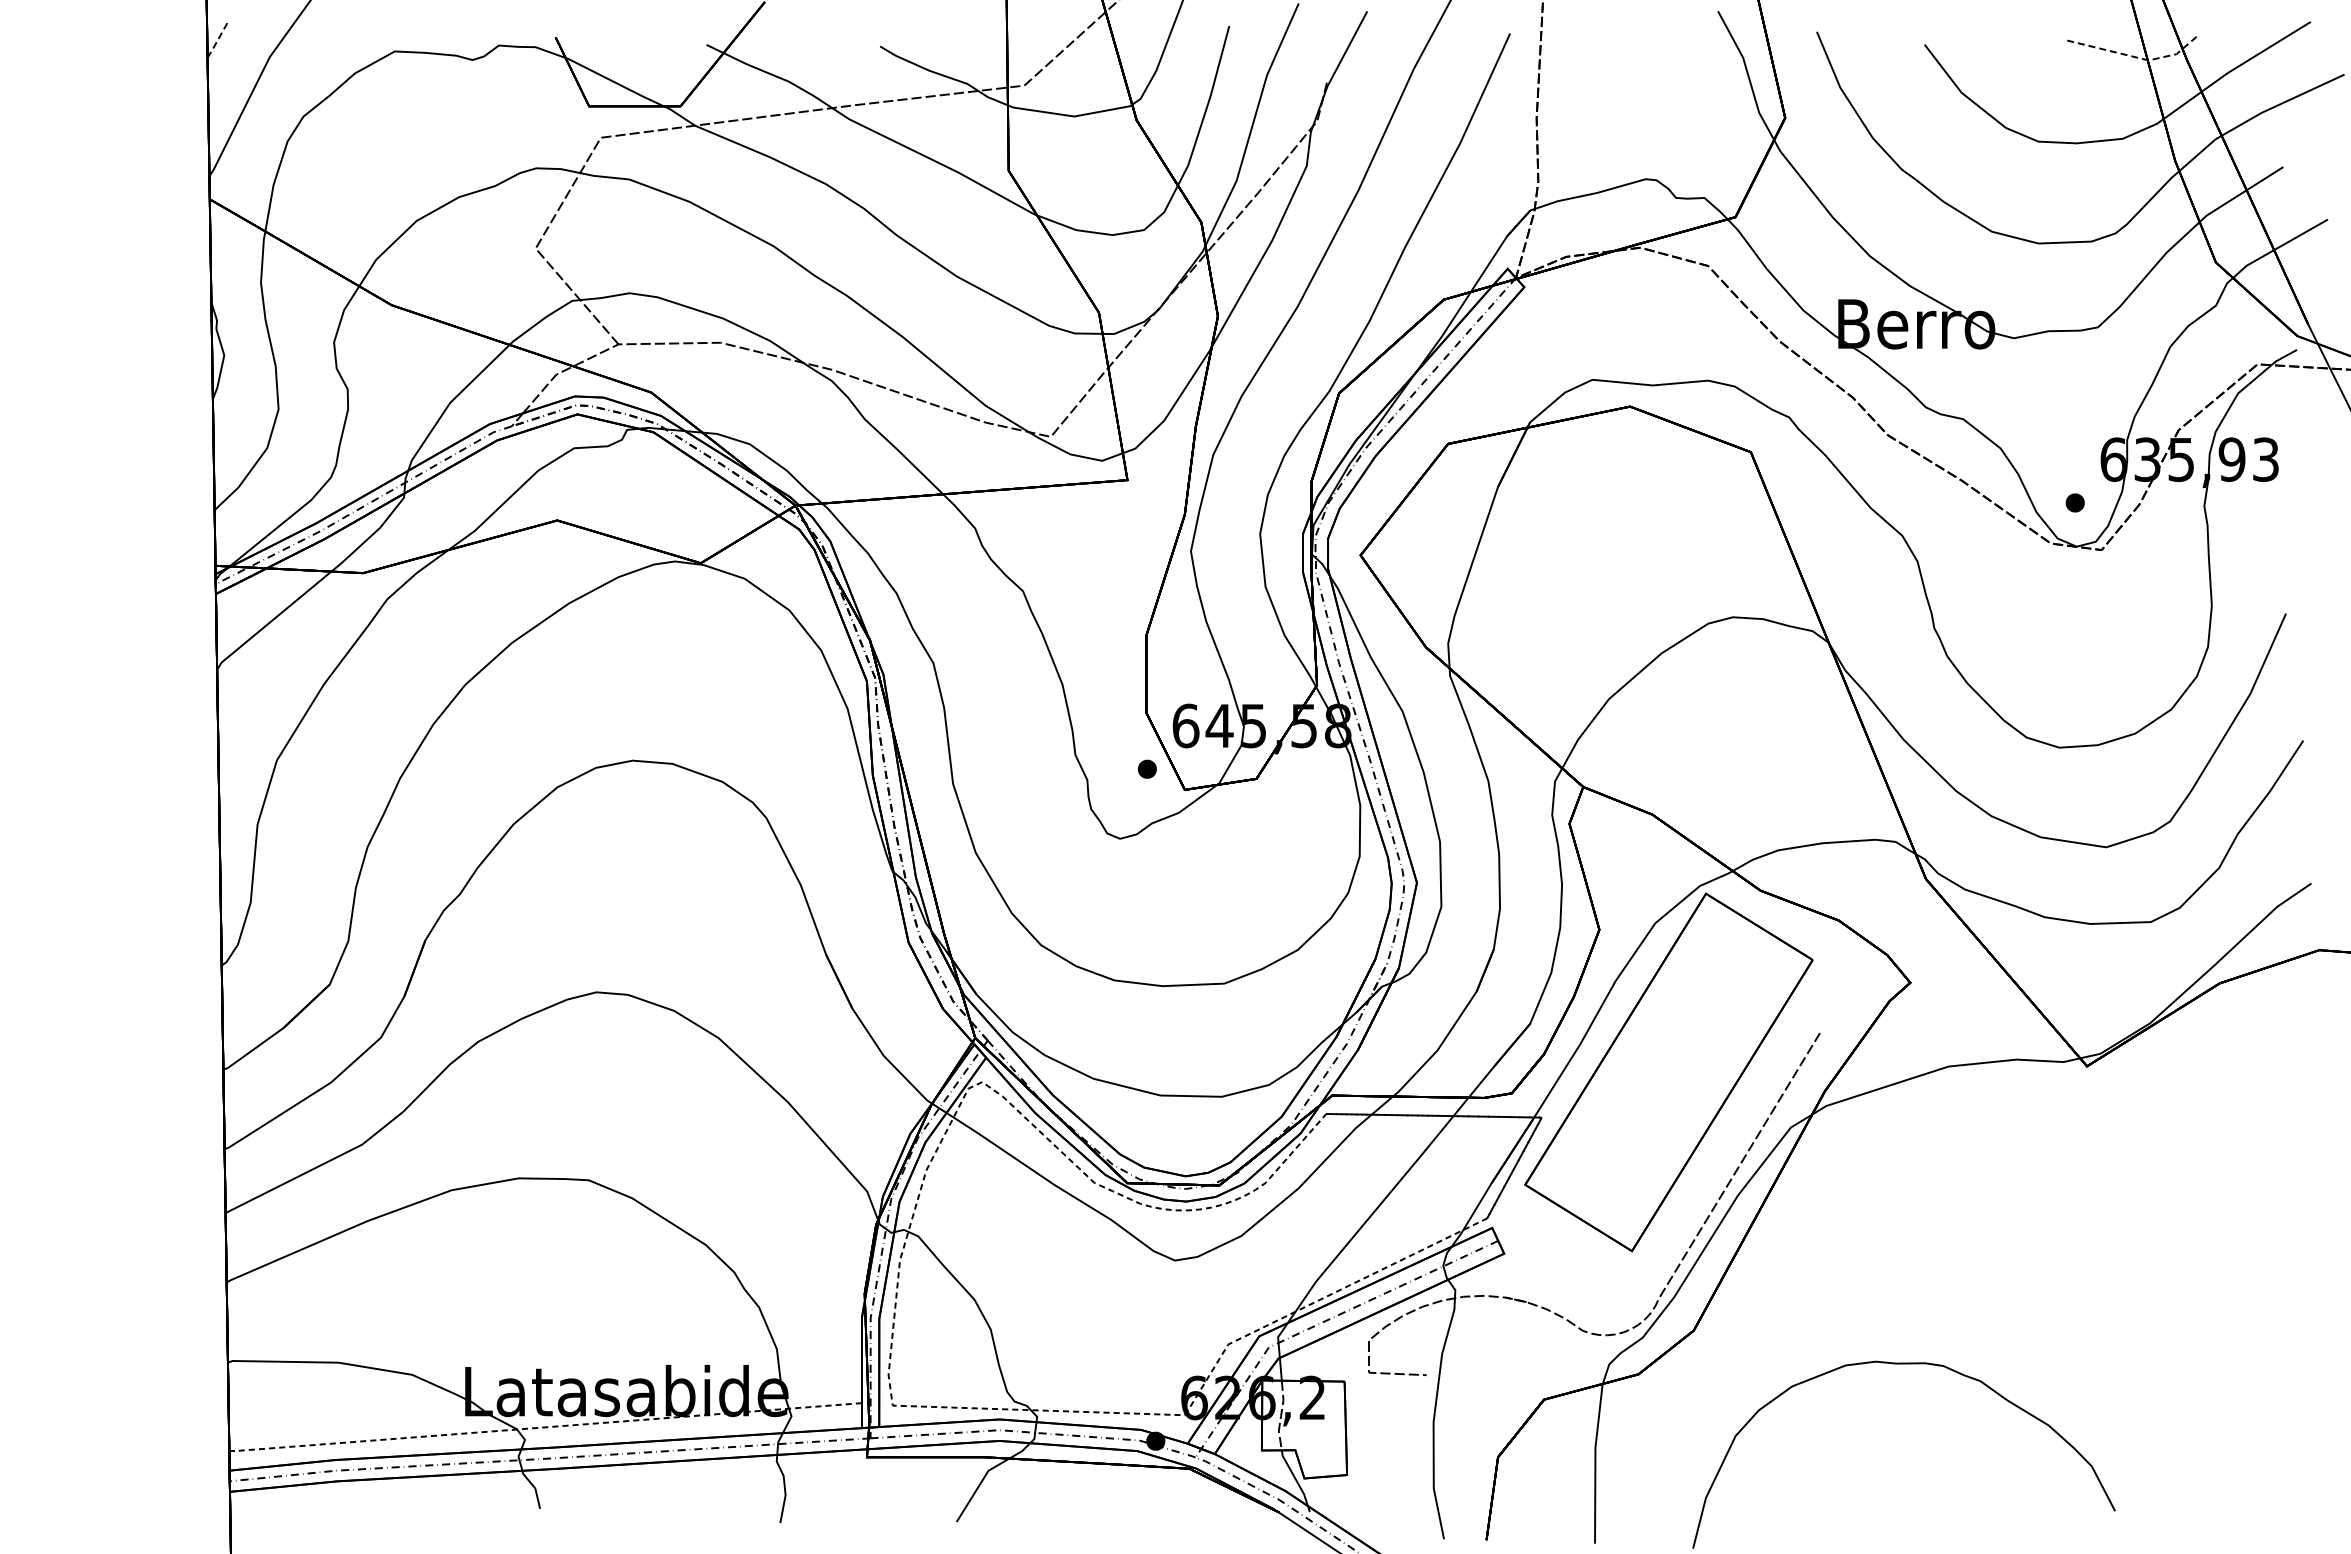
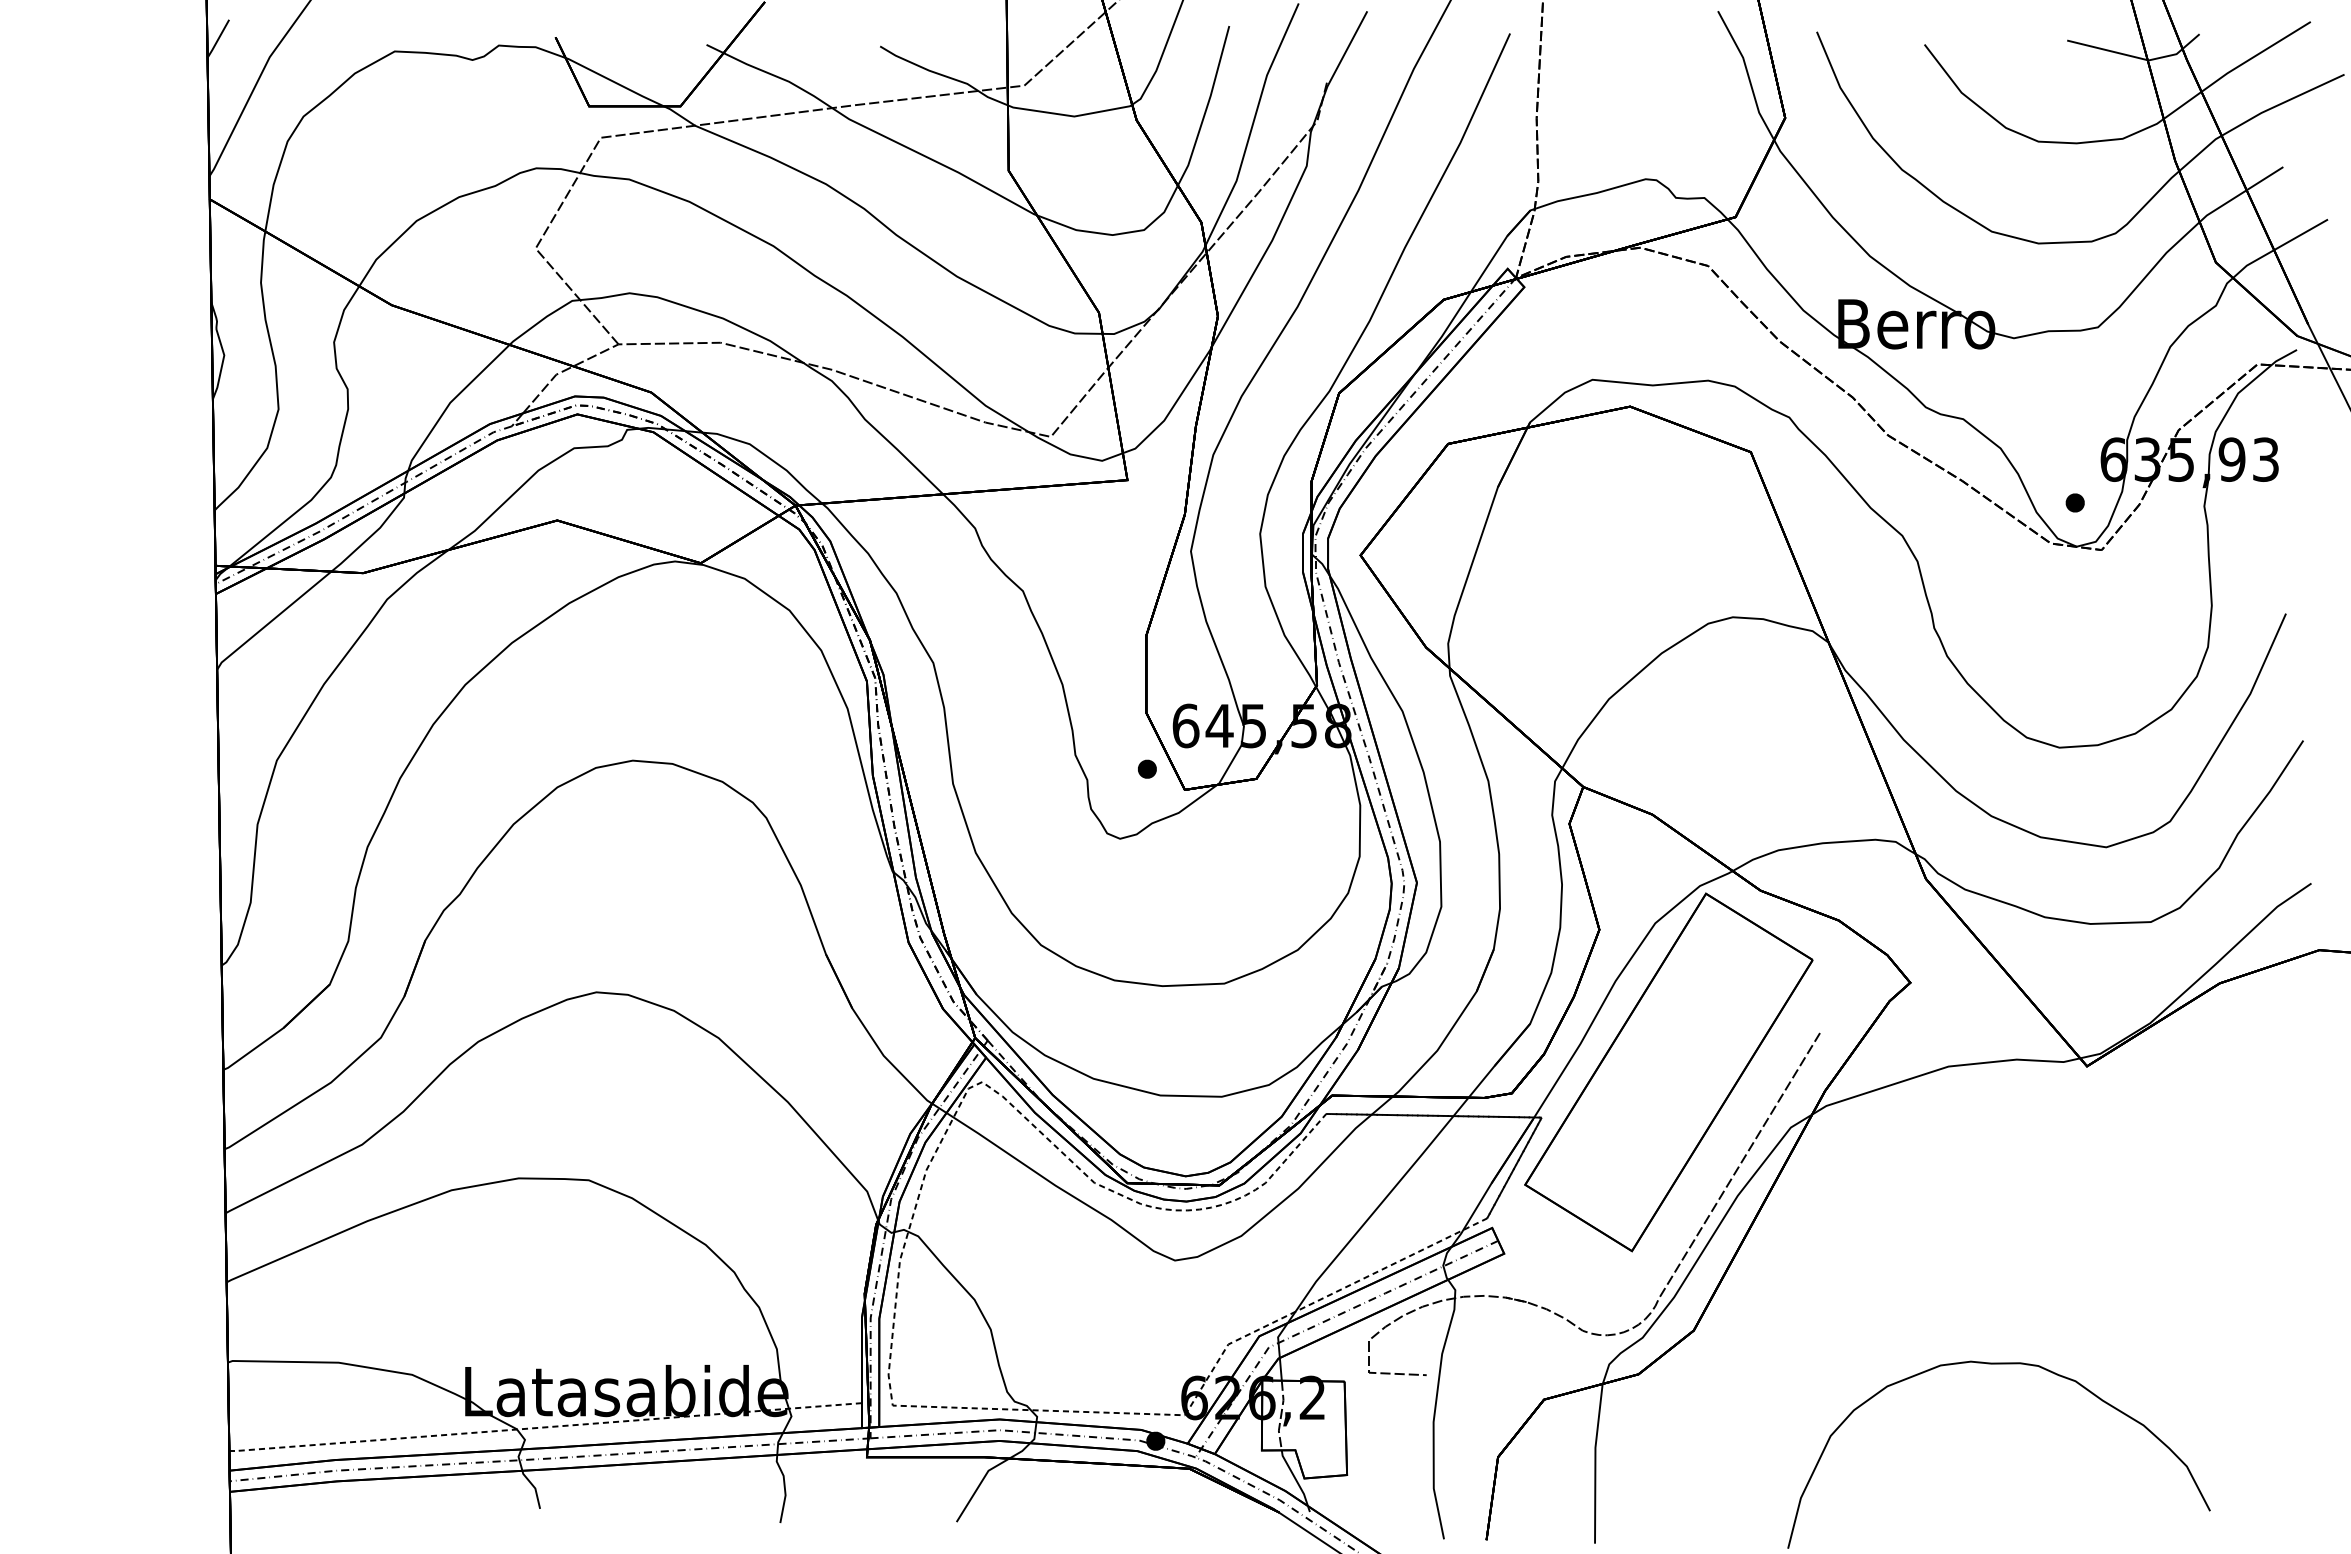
line: dashed -> solid (218, 39)
line: dashed -> solid (2138, 57)
curve position: (1903, 1364) -> (1998, 1364) (1998, 1364)
